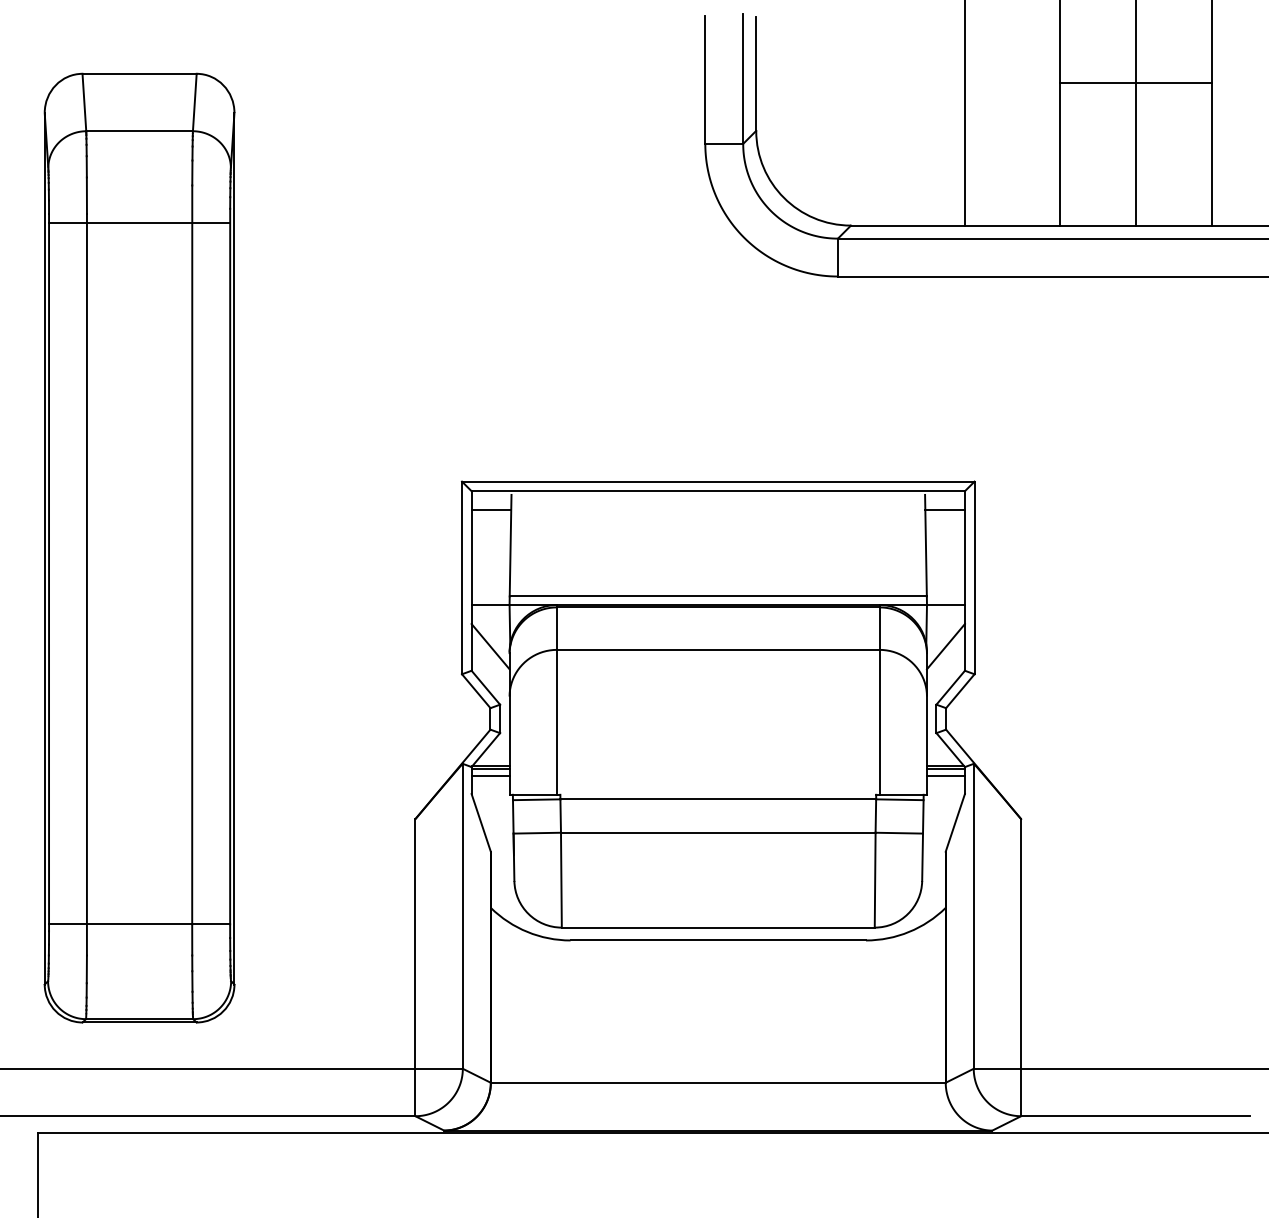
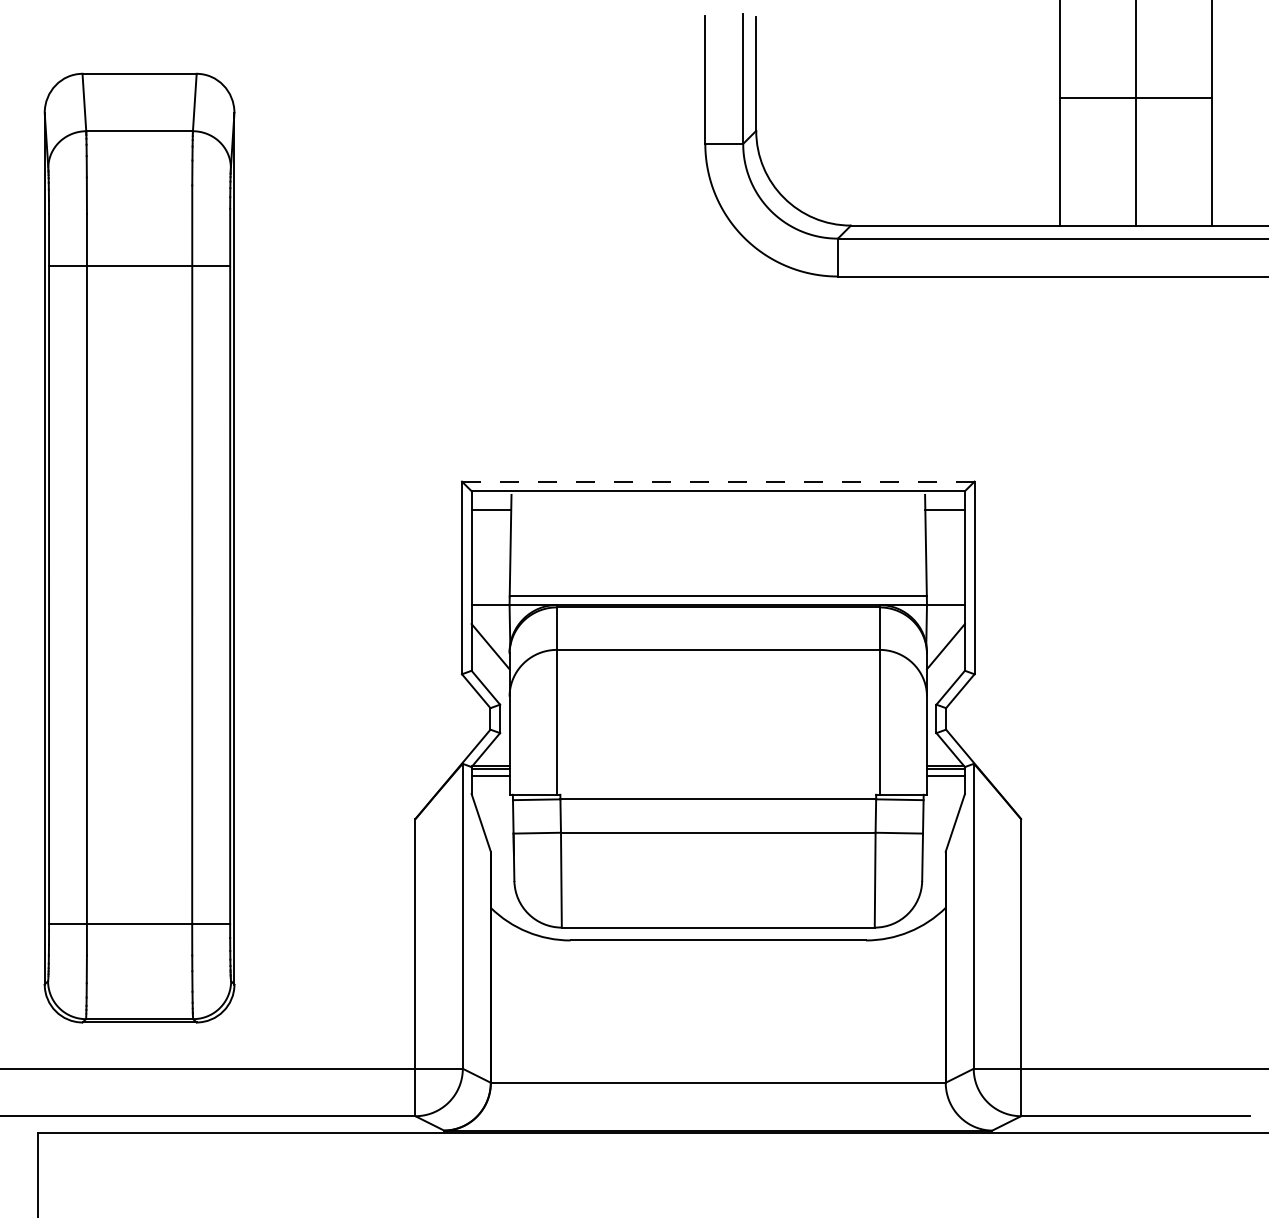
line position: (1135, 82) -> (1135, 97) (1135, 97)
line: present -> none (964, 113)
line position: (139, 222) -> (139, 265) (139, 265)
line: solid -> dashed (717, 481)
